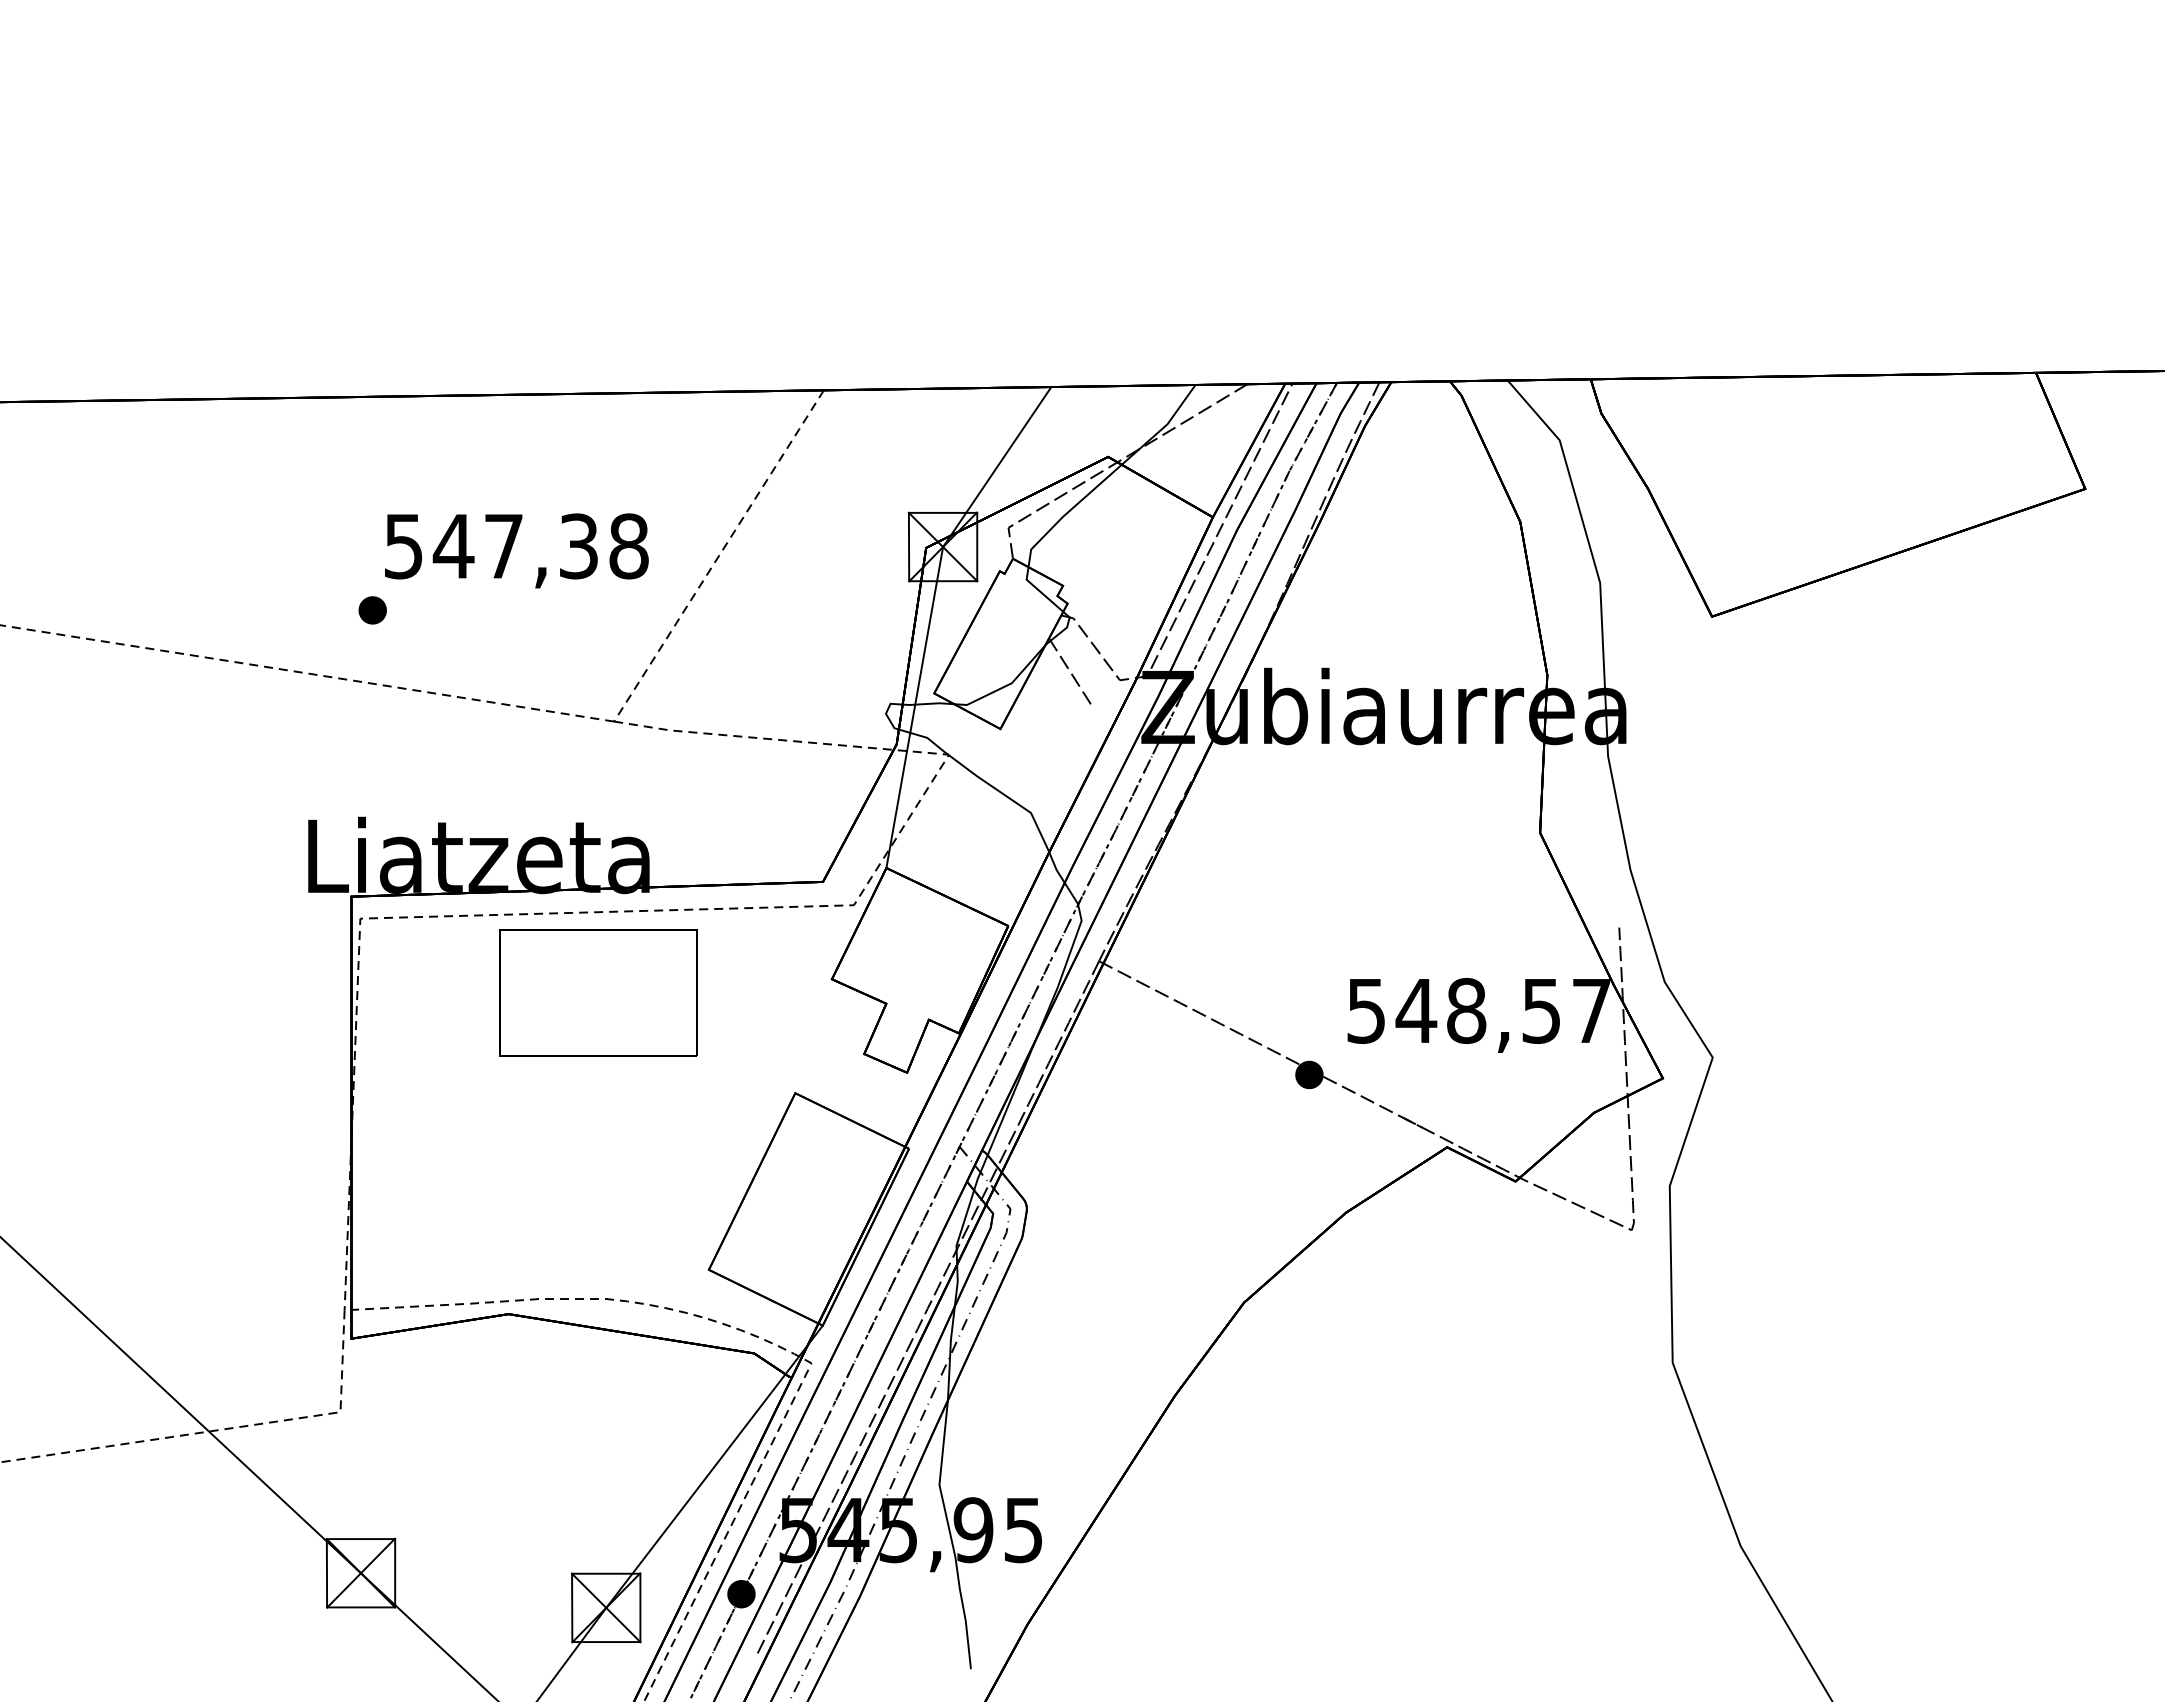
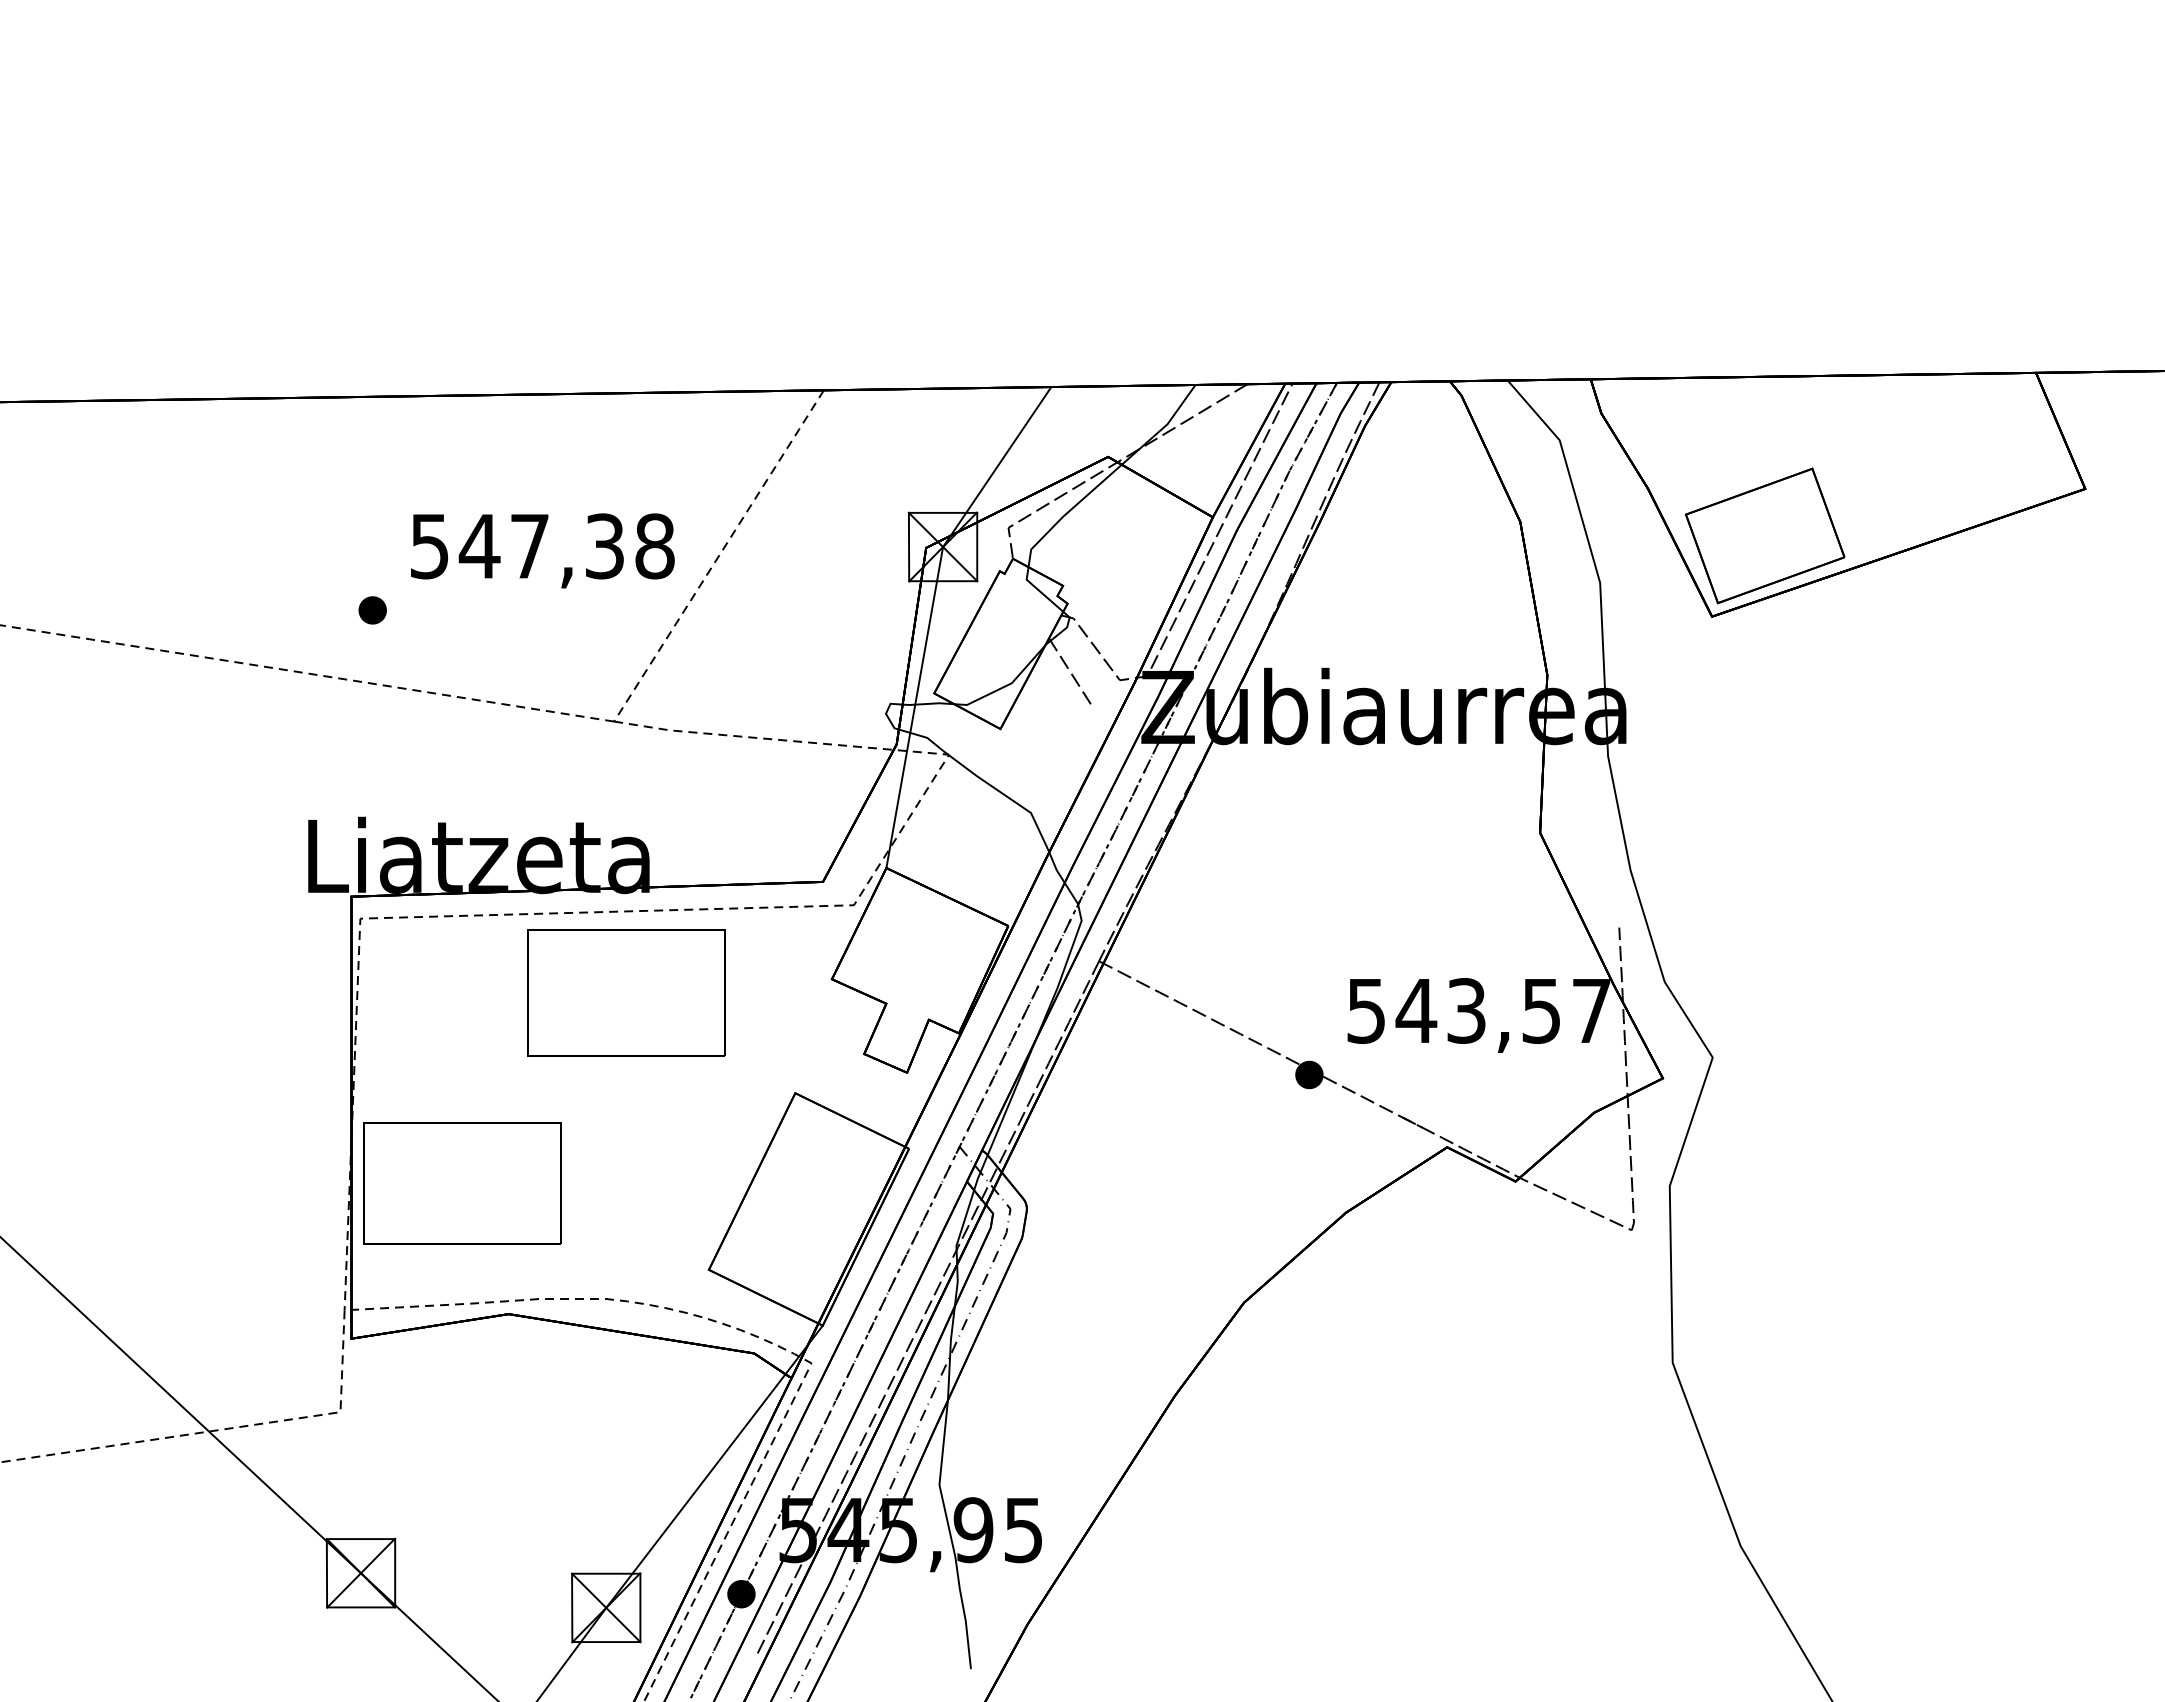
part: none -> present (1764, 535)
text position: (516, 550) -> (542, 550) (542, 550)
part position: (598, 992) -> (626, 992) (626, 992)
text: 548,57 -> 543,57 (1466, 1010)
part: none -> present (462, 1183)
